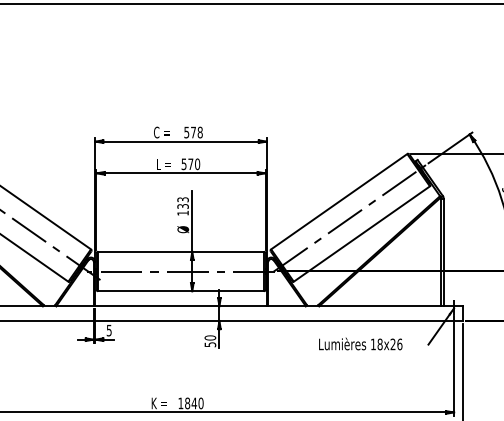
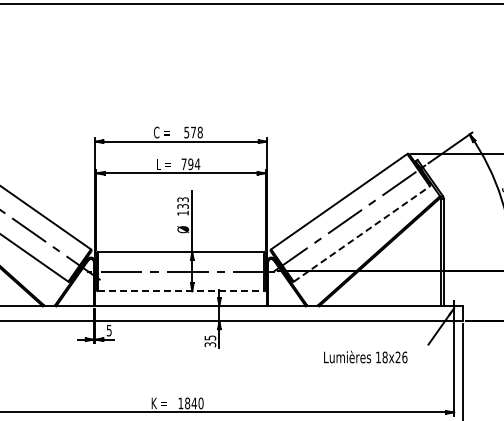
text: 570 -> 794 (190, 164)
line: solid -> dashed (362, 233)
line: solid -> dashed (181, 291)
text: 50 -> 35 (210, 340)
text position: (360, 343) -> (365, 356) (365, 356)
